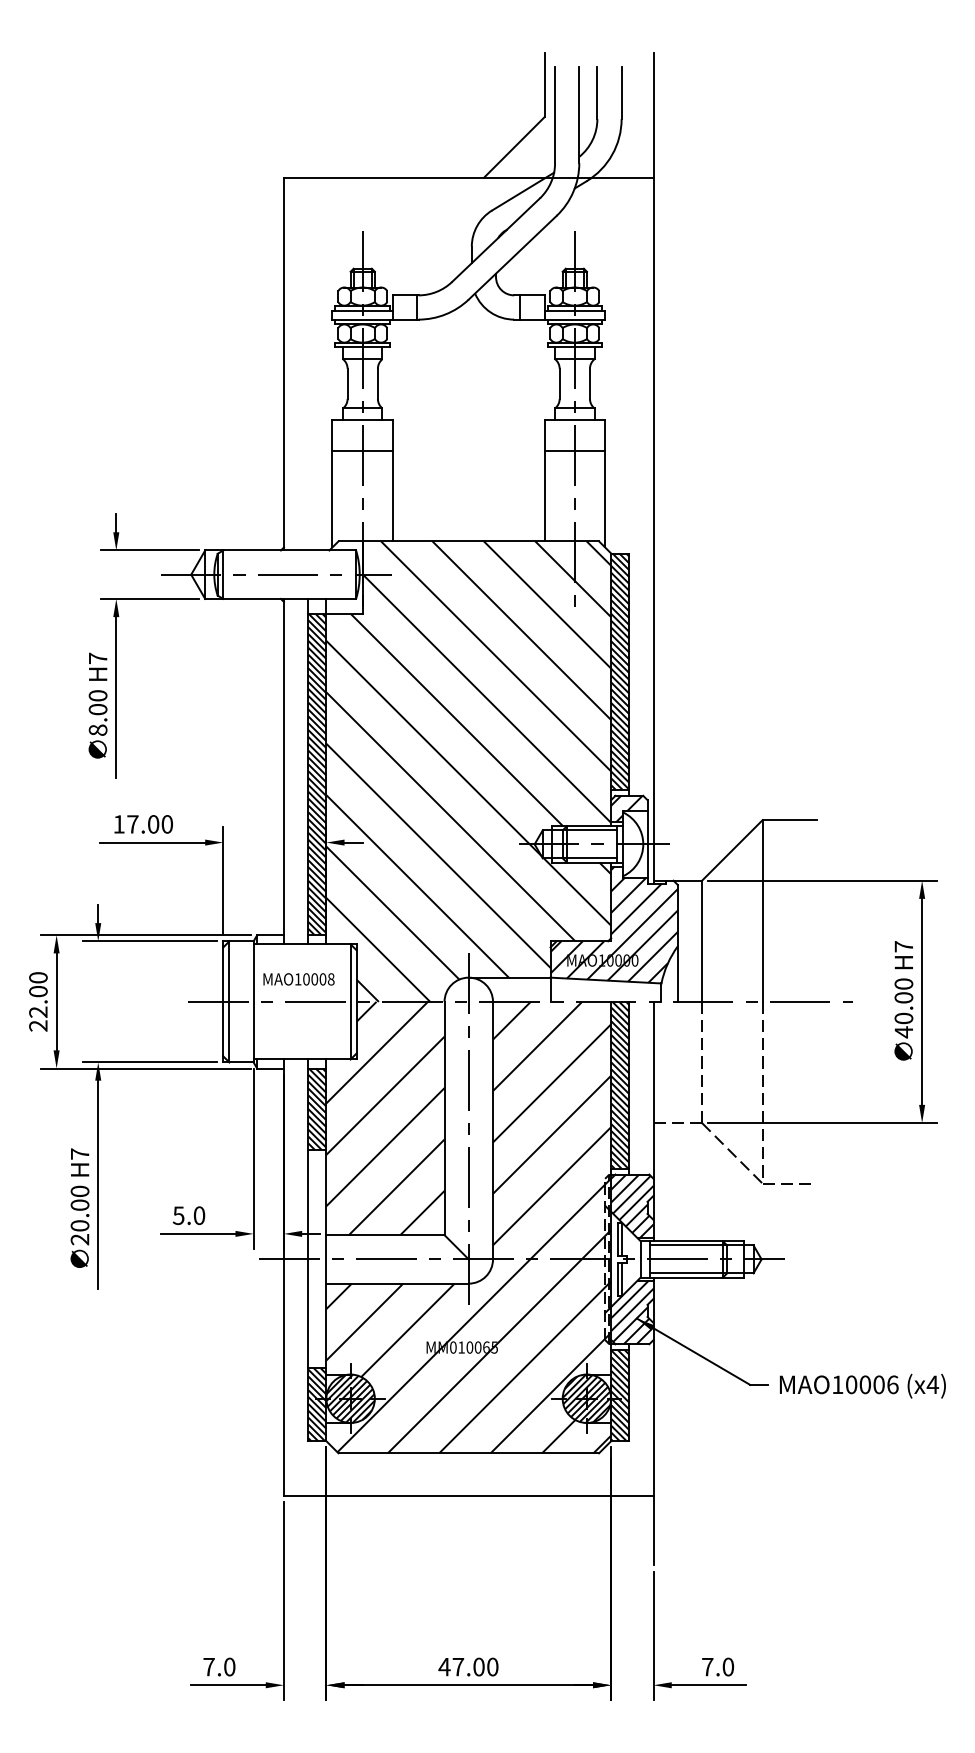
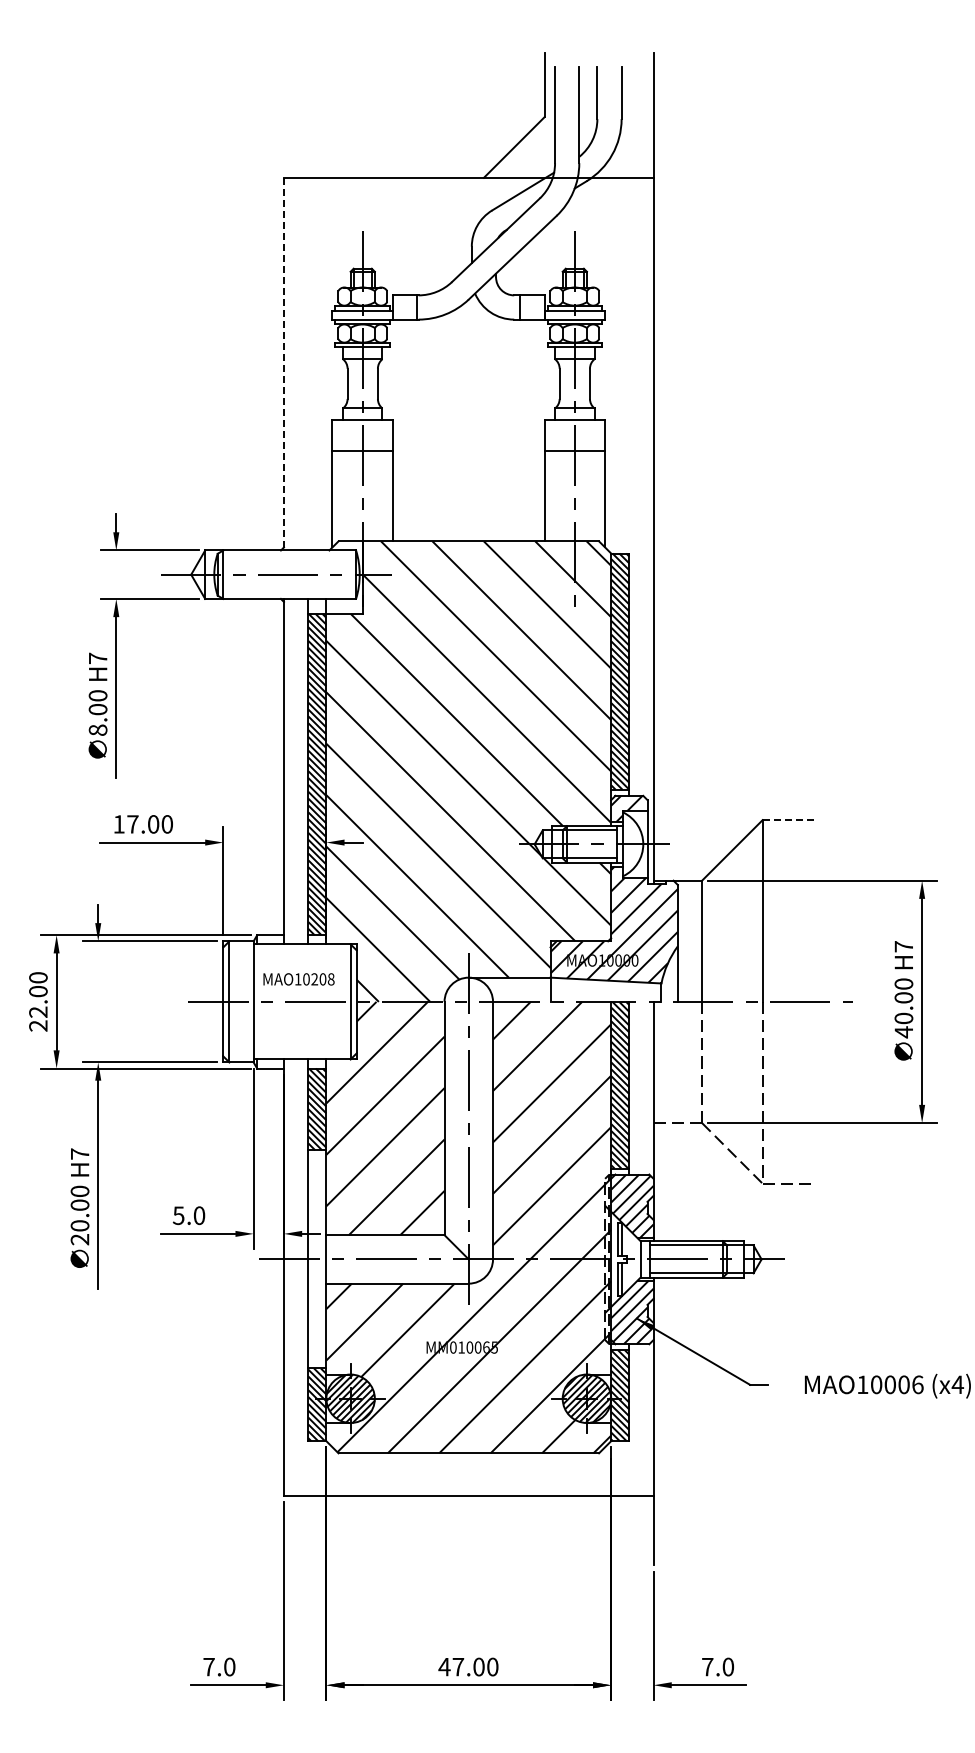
line: solid -> dashed (283, 364)
line: solid -> dashed (790, 820)
text: MAO10008 -> MAO10208 (314, 979)
text position: (862, 1385) -> (887, 1385) (887, 1385)
